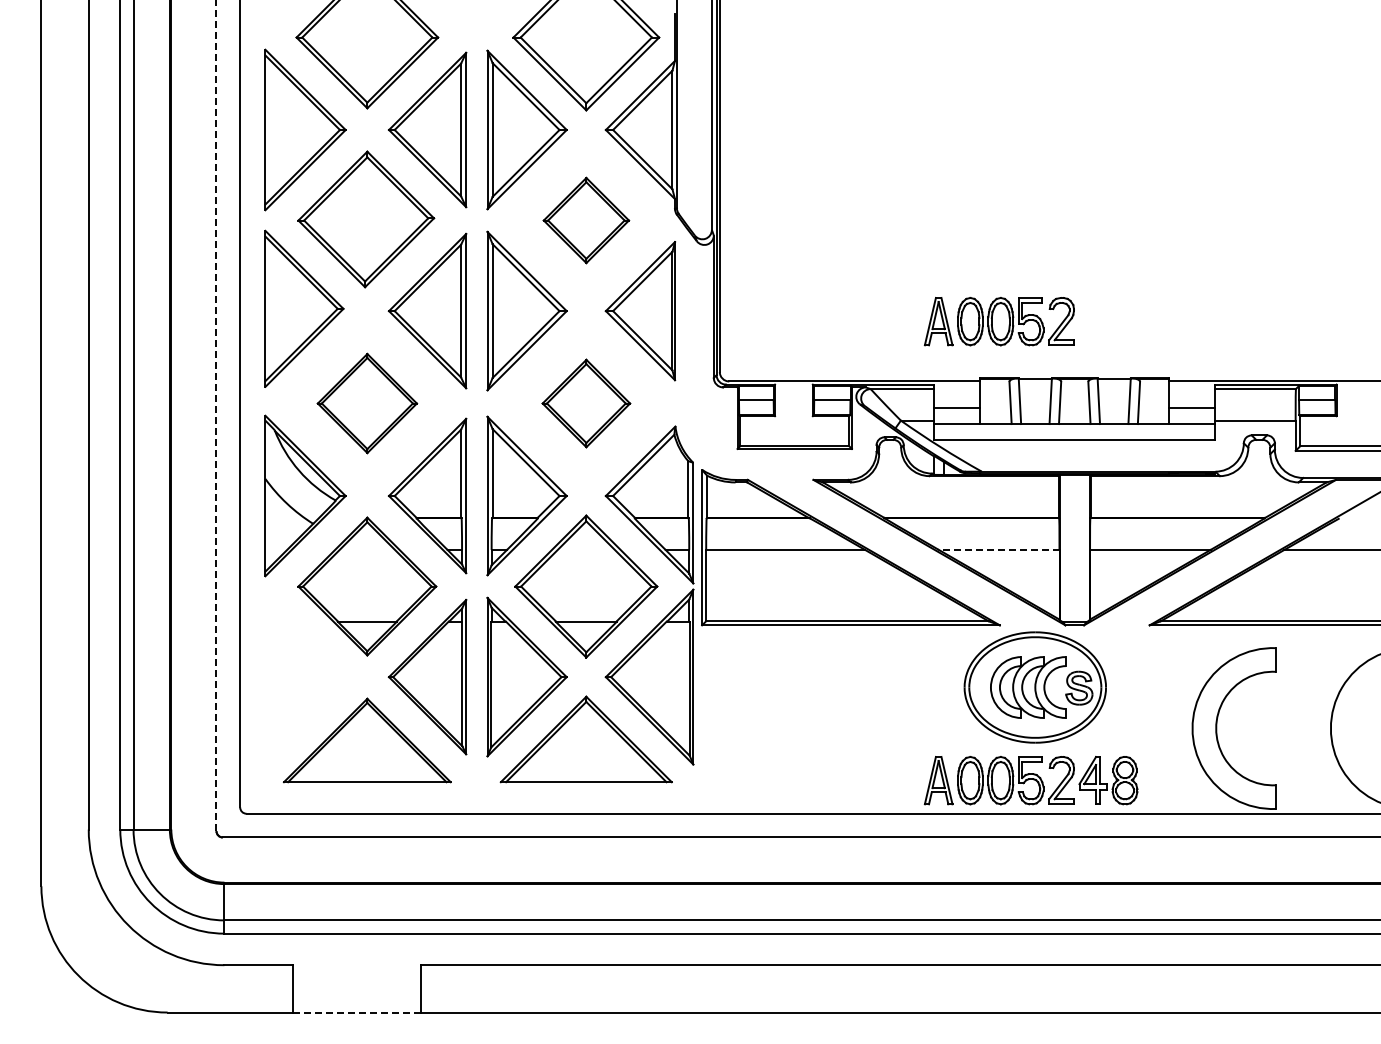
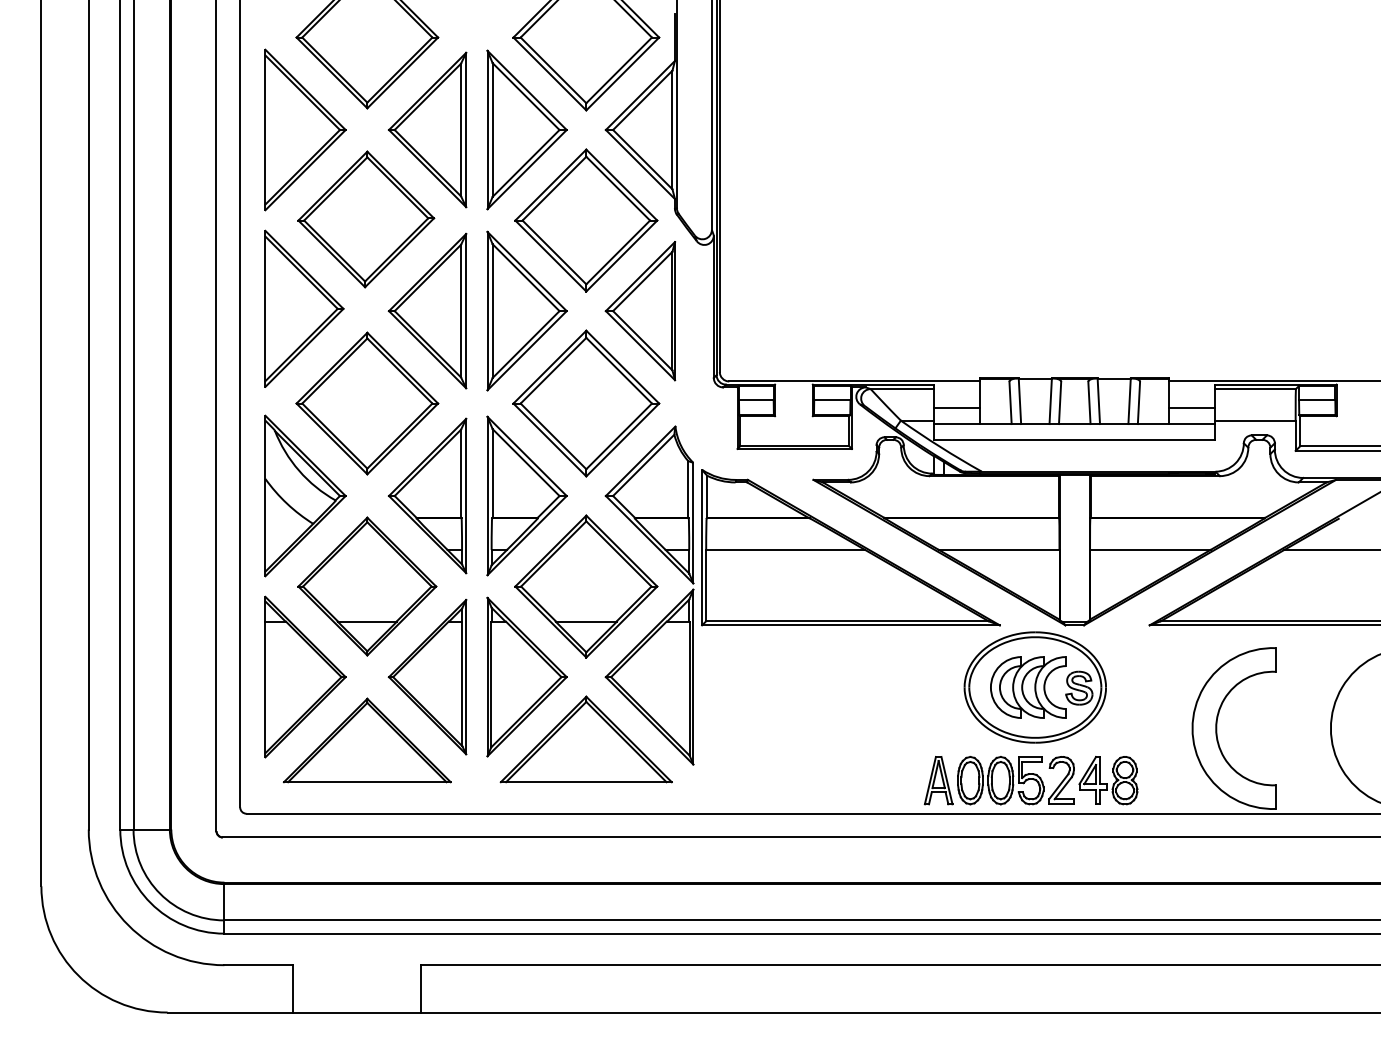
part size: 89x89 px -> 145x145 px (586, 220)
part: present -> none (998, 321)
part size: 103x103 px -> 145x145 px (367, 403)
part size: 91x91 px -> 149x149 px (586, 403)
line: dashed -> solid (216, 415)
line: dashed -> solid (998, 549)
part: none -> present (305, 676)
line: dashed -> solid (356, 1012)
